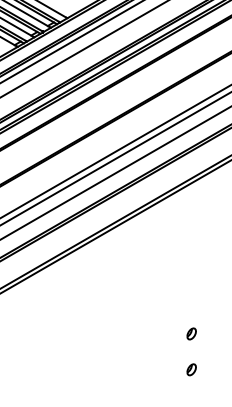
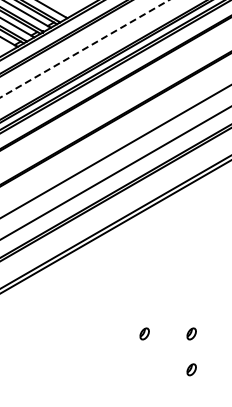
line: present -> none (71, 41)
line: solid -> dashed (84, 49)
line: present -> none (115, 158)
part: none -> present (144, 333)
